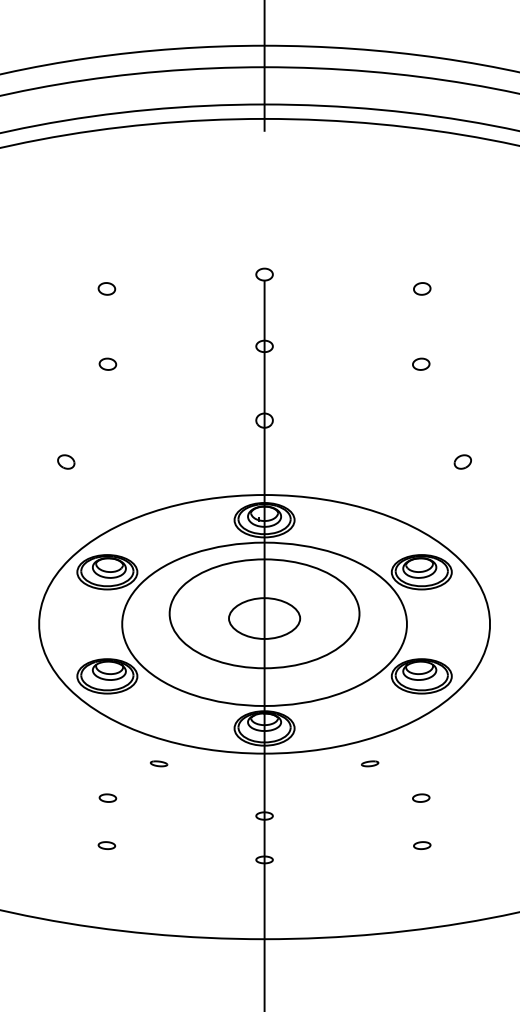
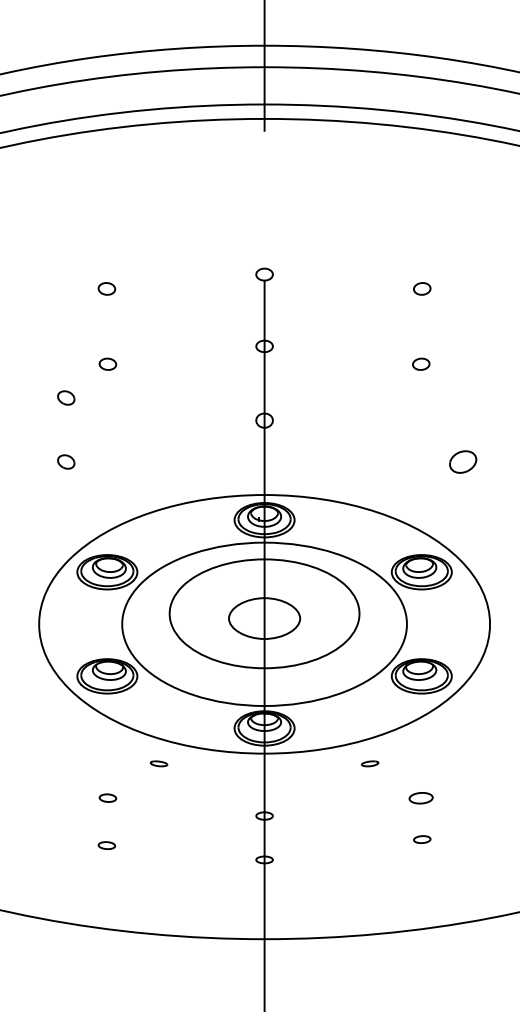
part: none -> present (66, 397)
part size: 19x16 px -> 29x24 px (463, 461)
part size: 19x10 px -> 26x13 px (420, 798)
part position: (422, 845) -> (422, 839) (422, 839)
